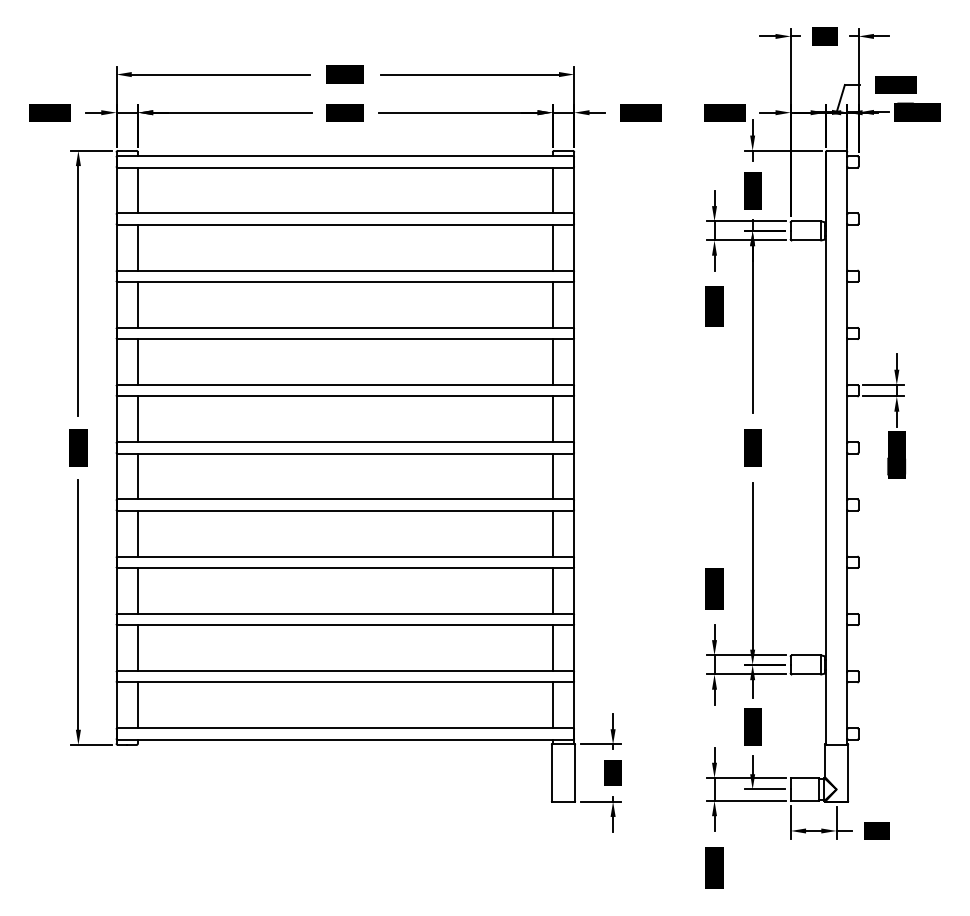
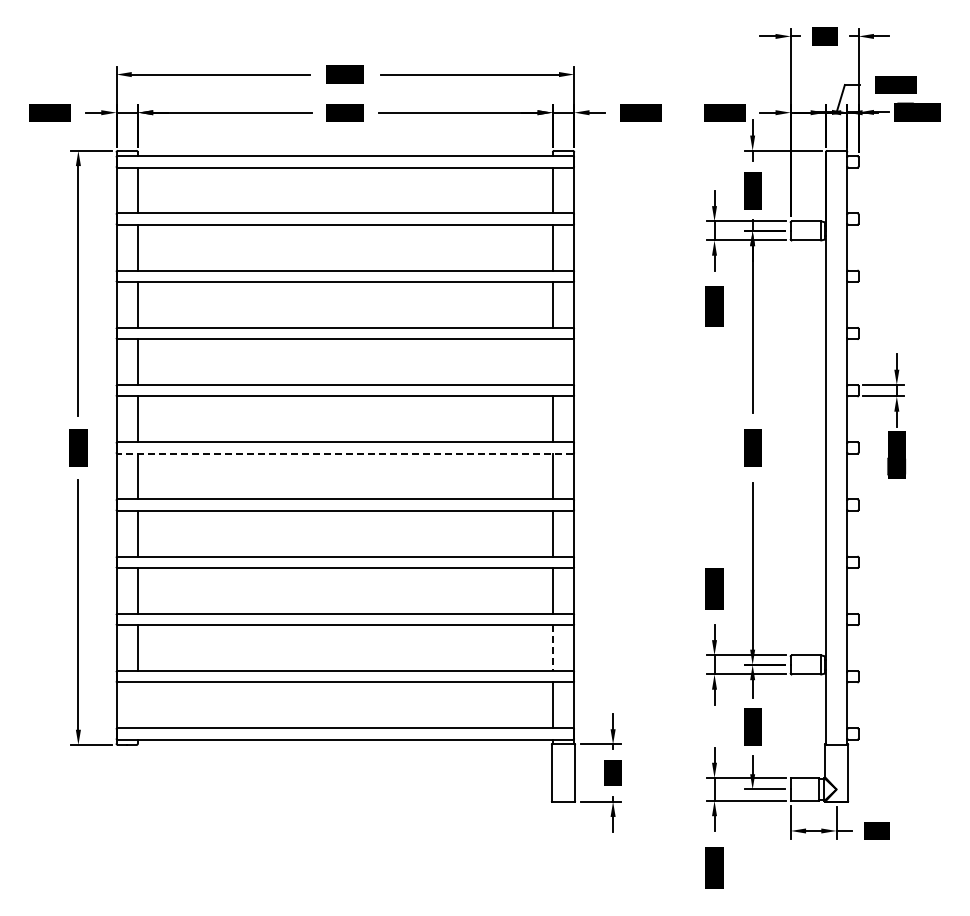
line: present -> none (552, 361)
line: solid -> dashed (345, 453)
line: solid -> dashed (552, 648)
line: present -> none (137, 705)
